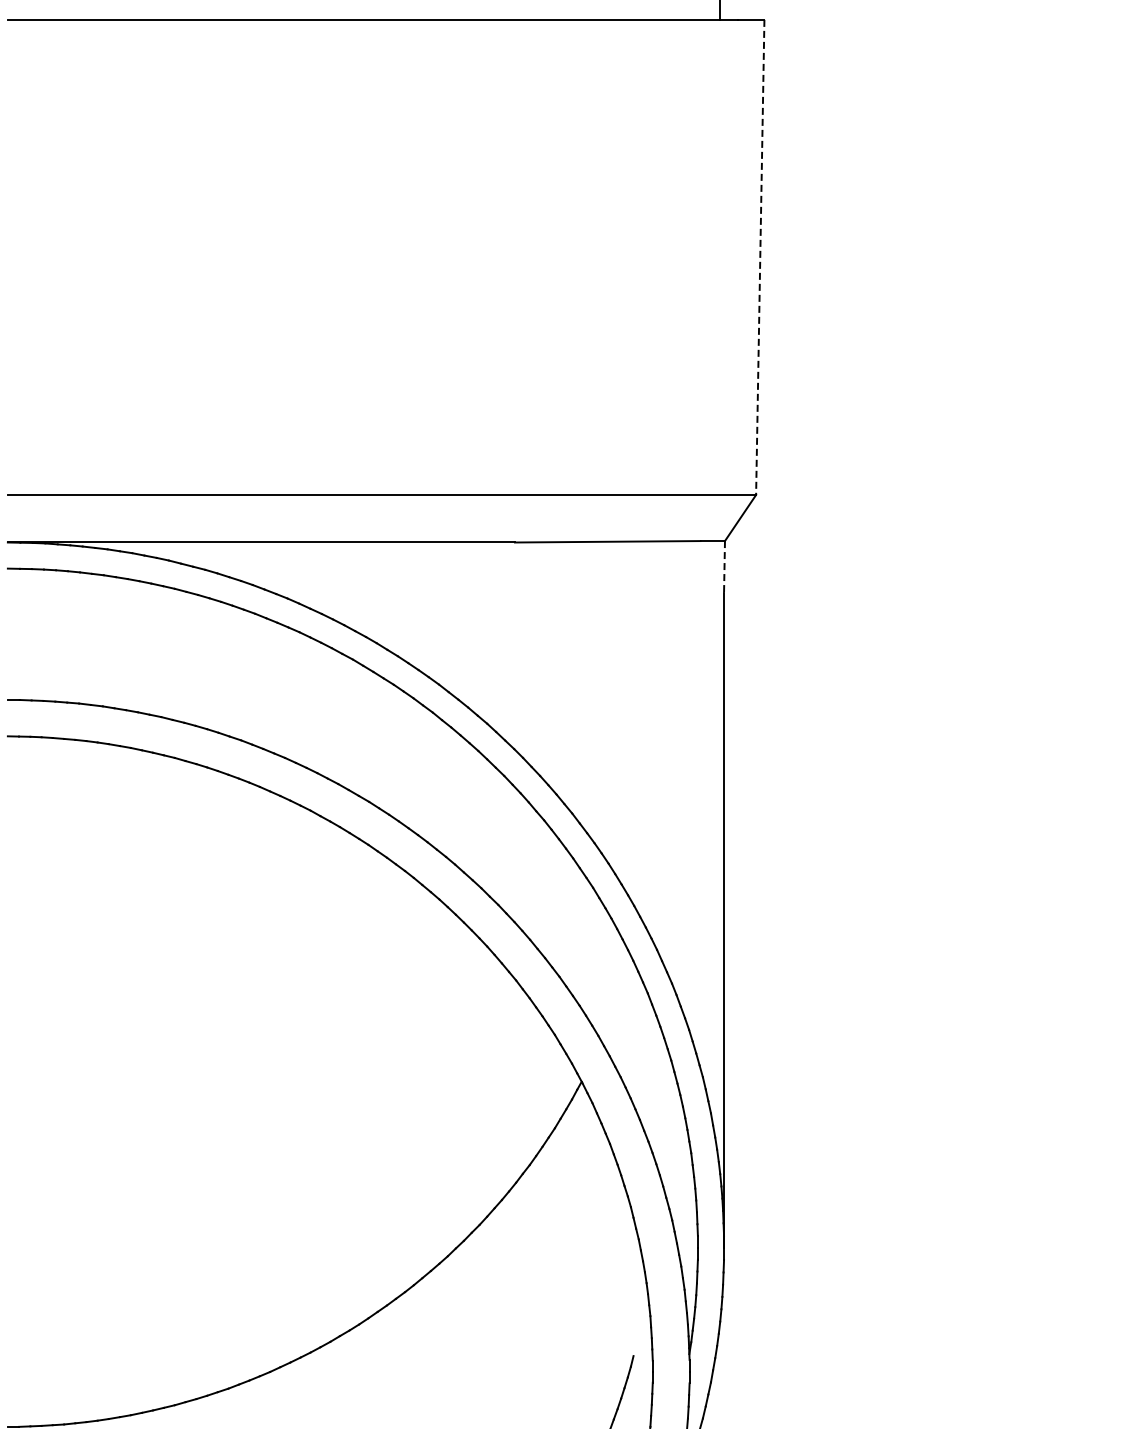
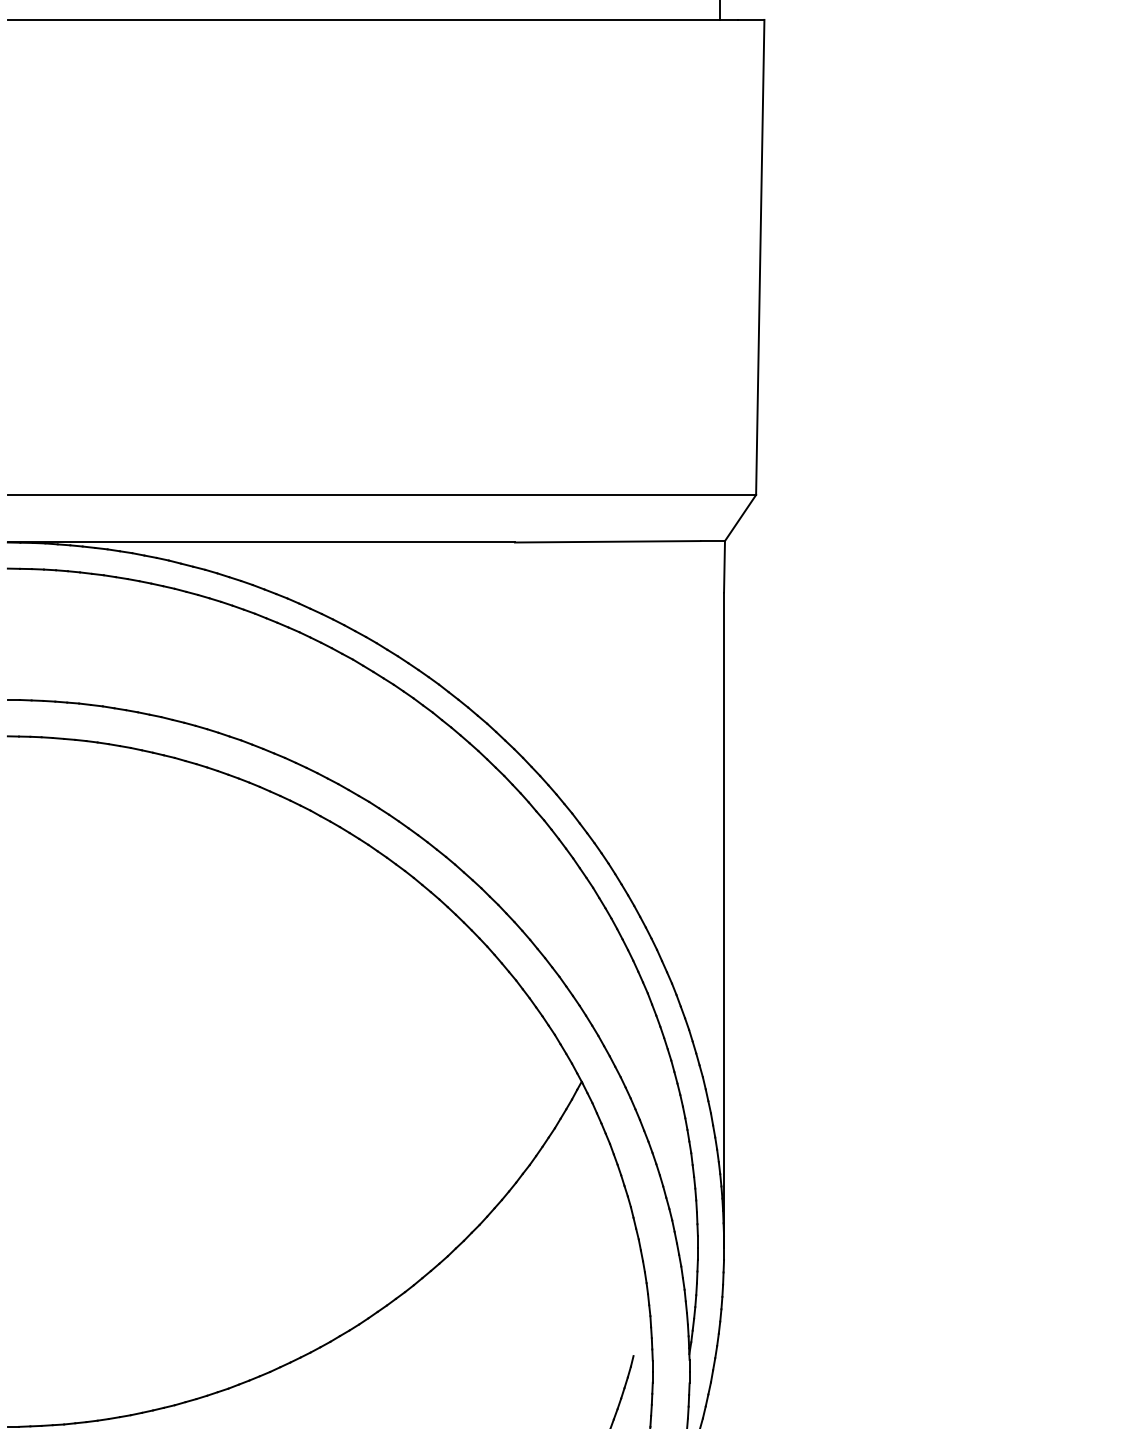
line: dashed -> solid (760, 257)
line: dashed -> solid (724, 566)
